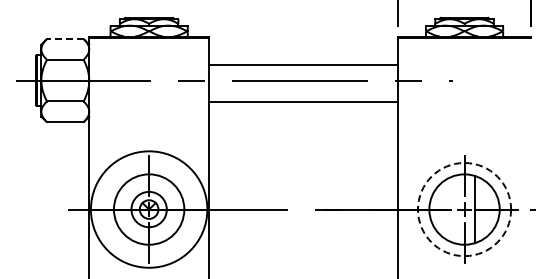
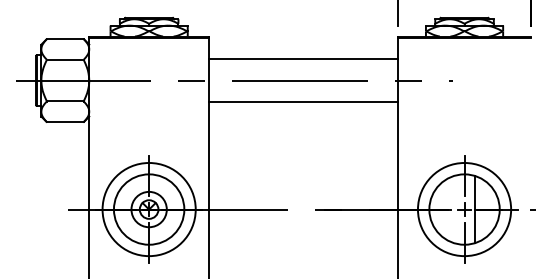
line: dashed -> solid (65, 39)
line position: (303, 65) -> (303, 59) (303, 59)
circle diameter: 116 px -> 93 px (148, 209)
circle: dashed -> solid (464, 209)
